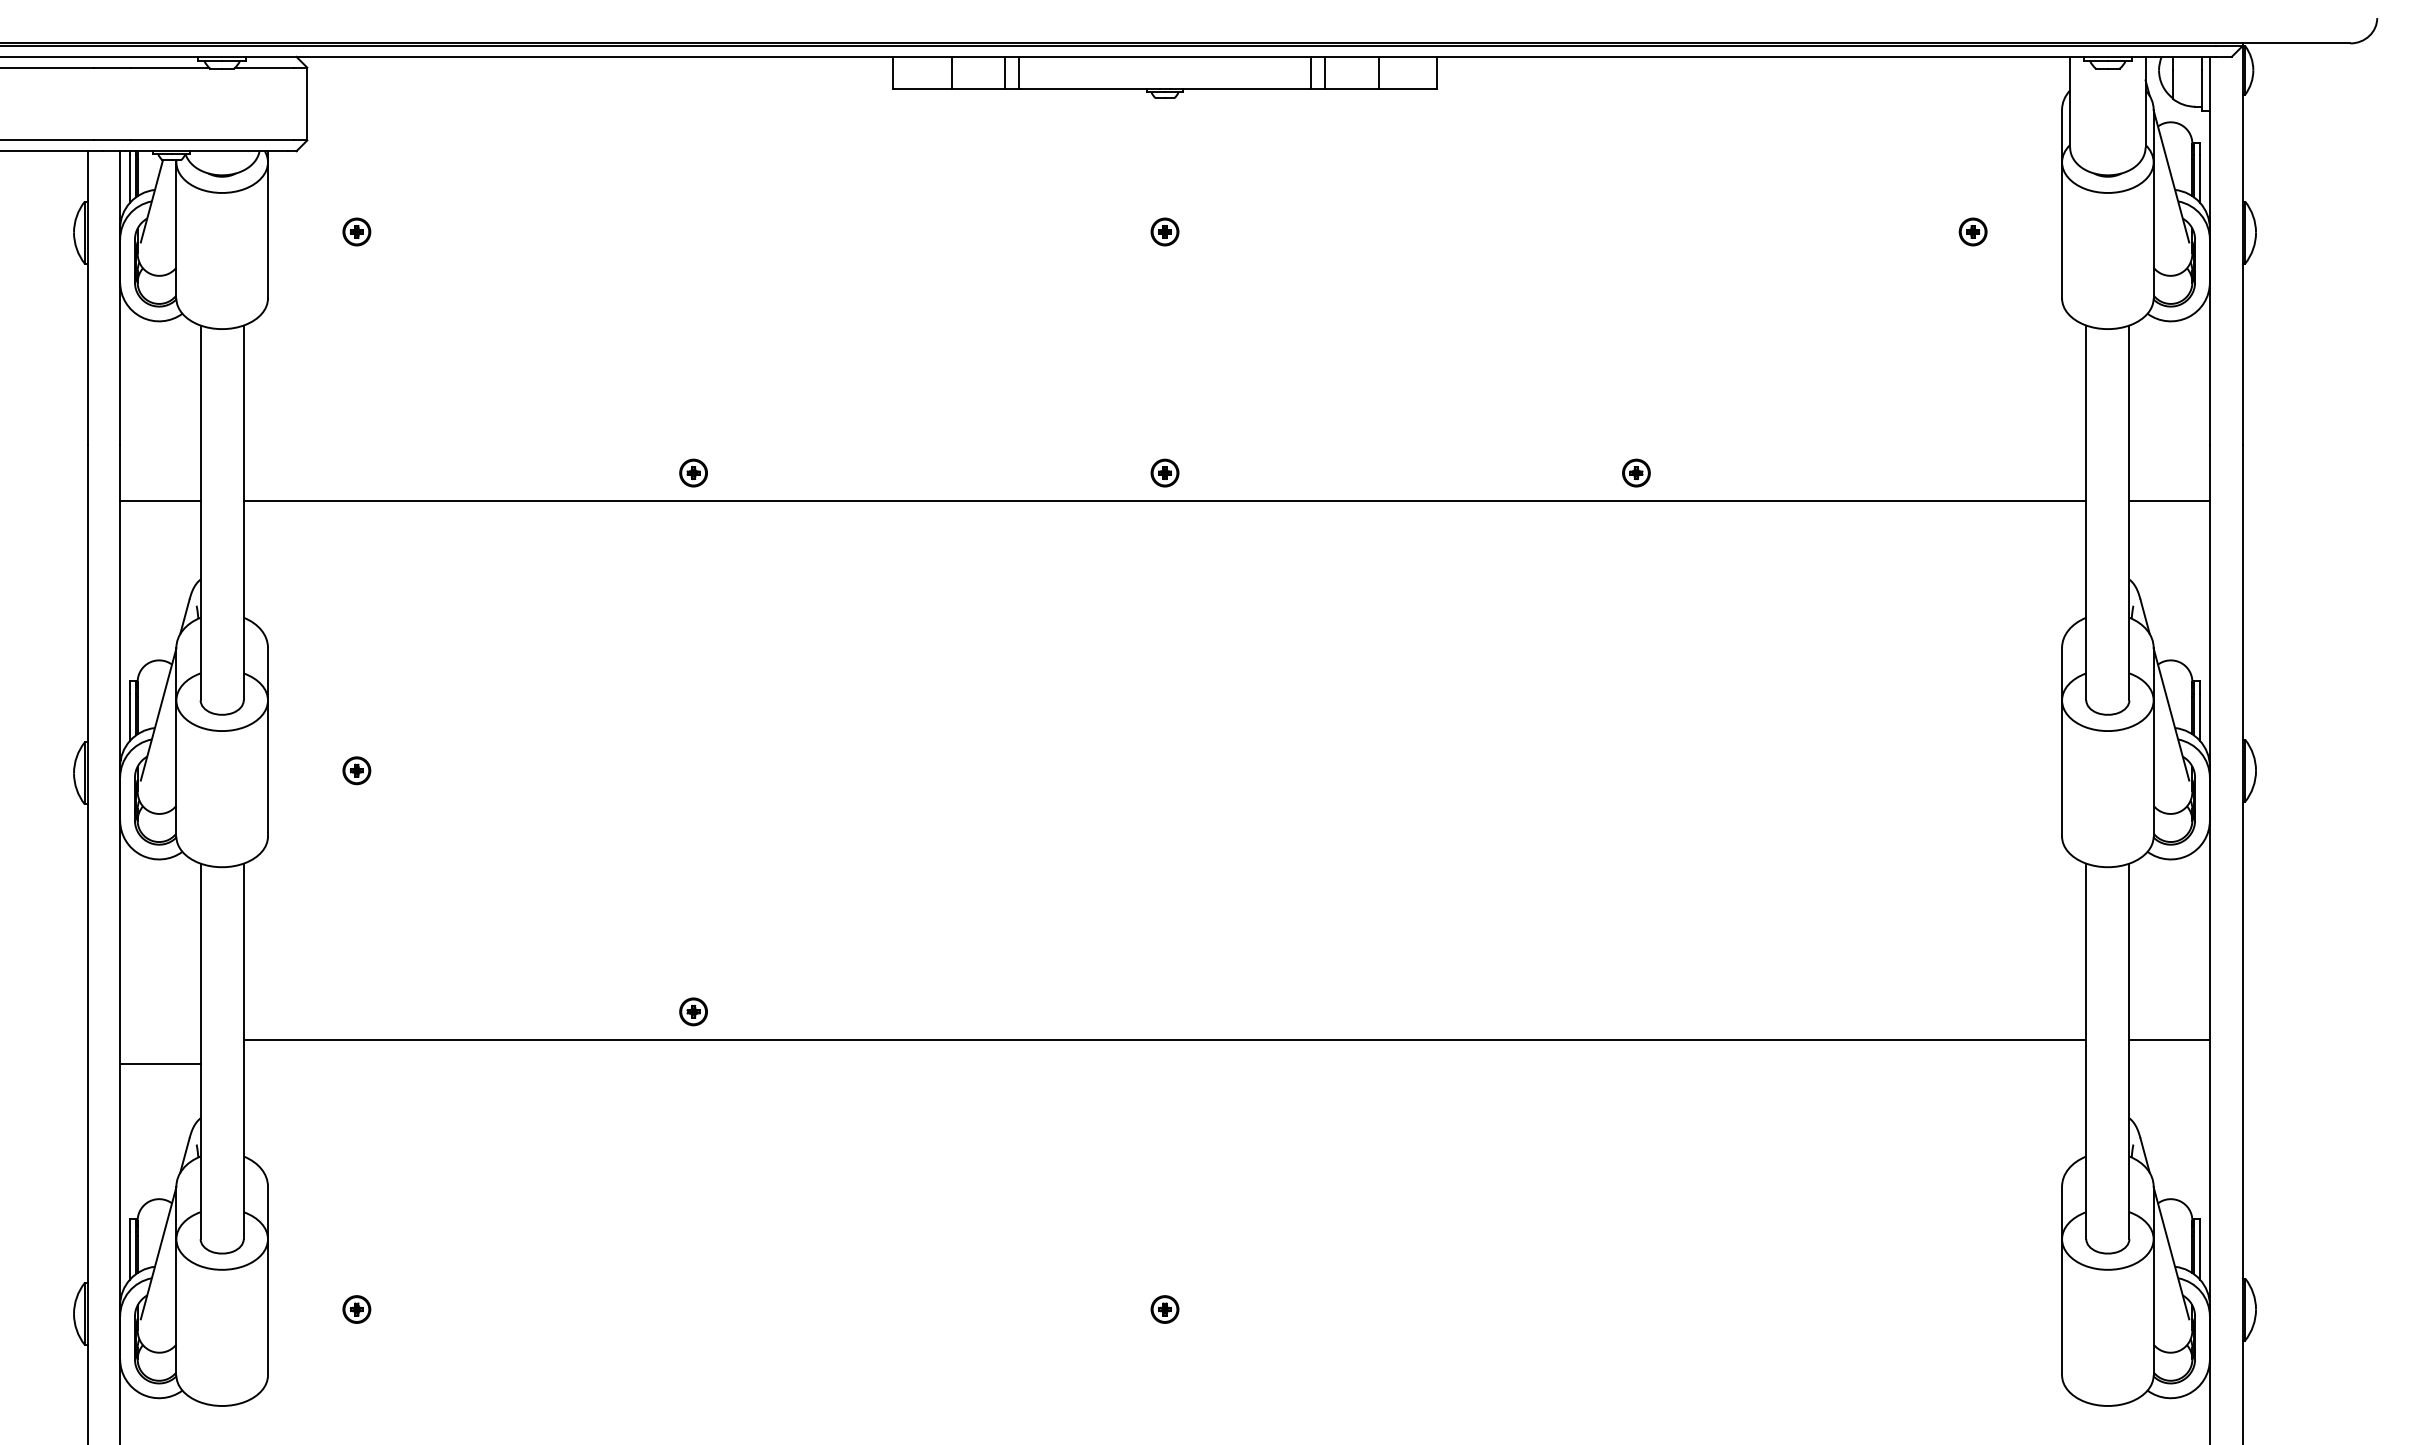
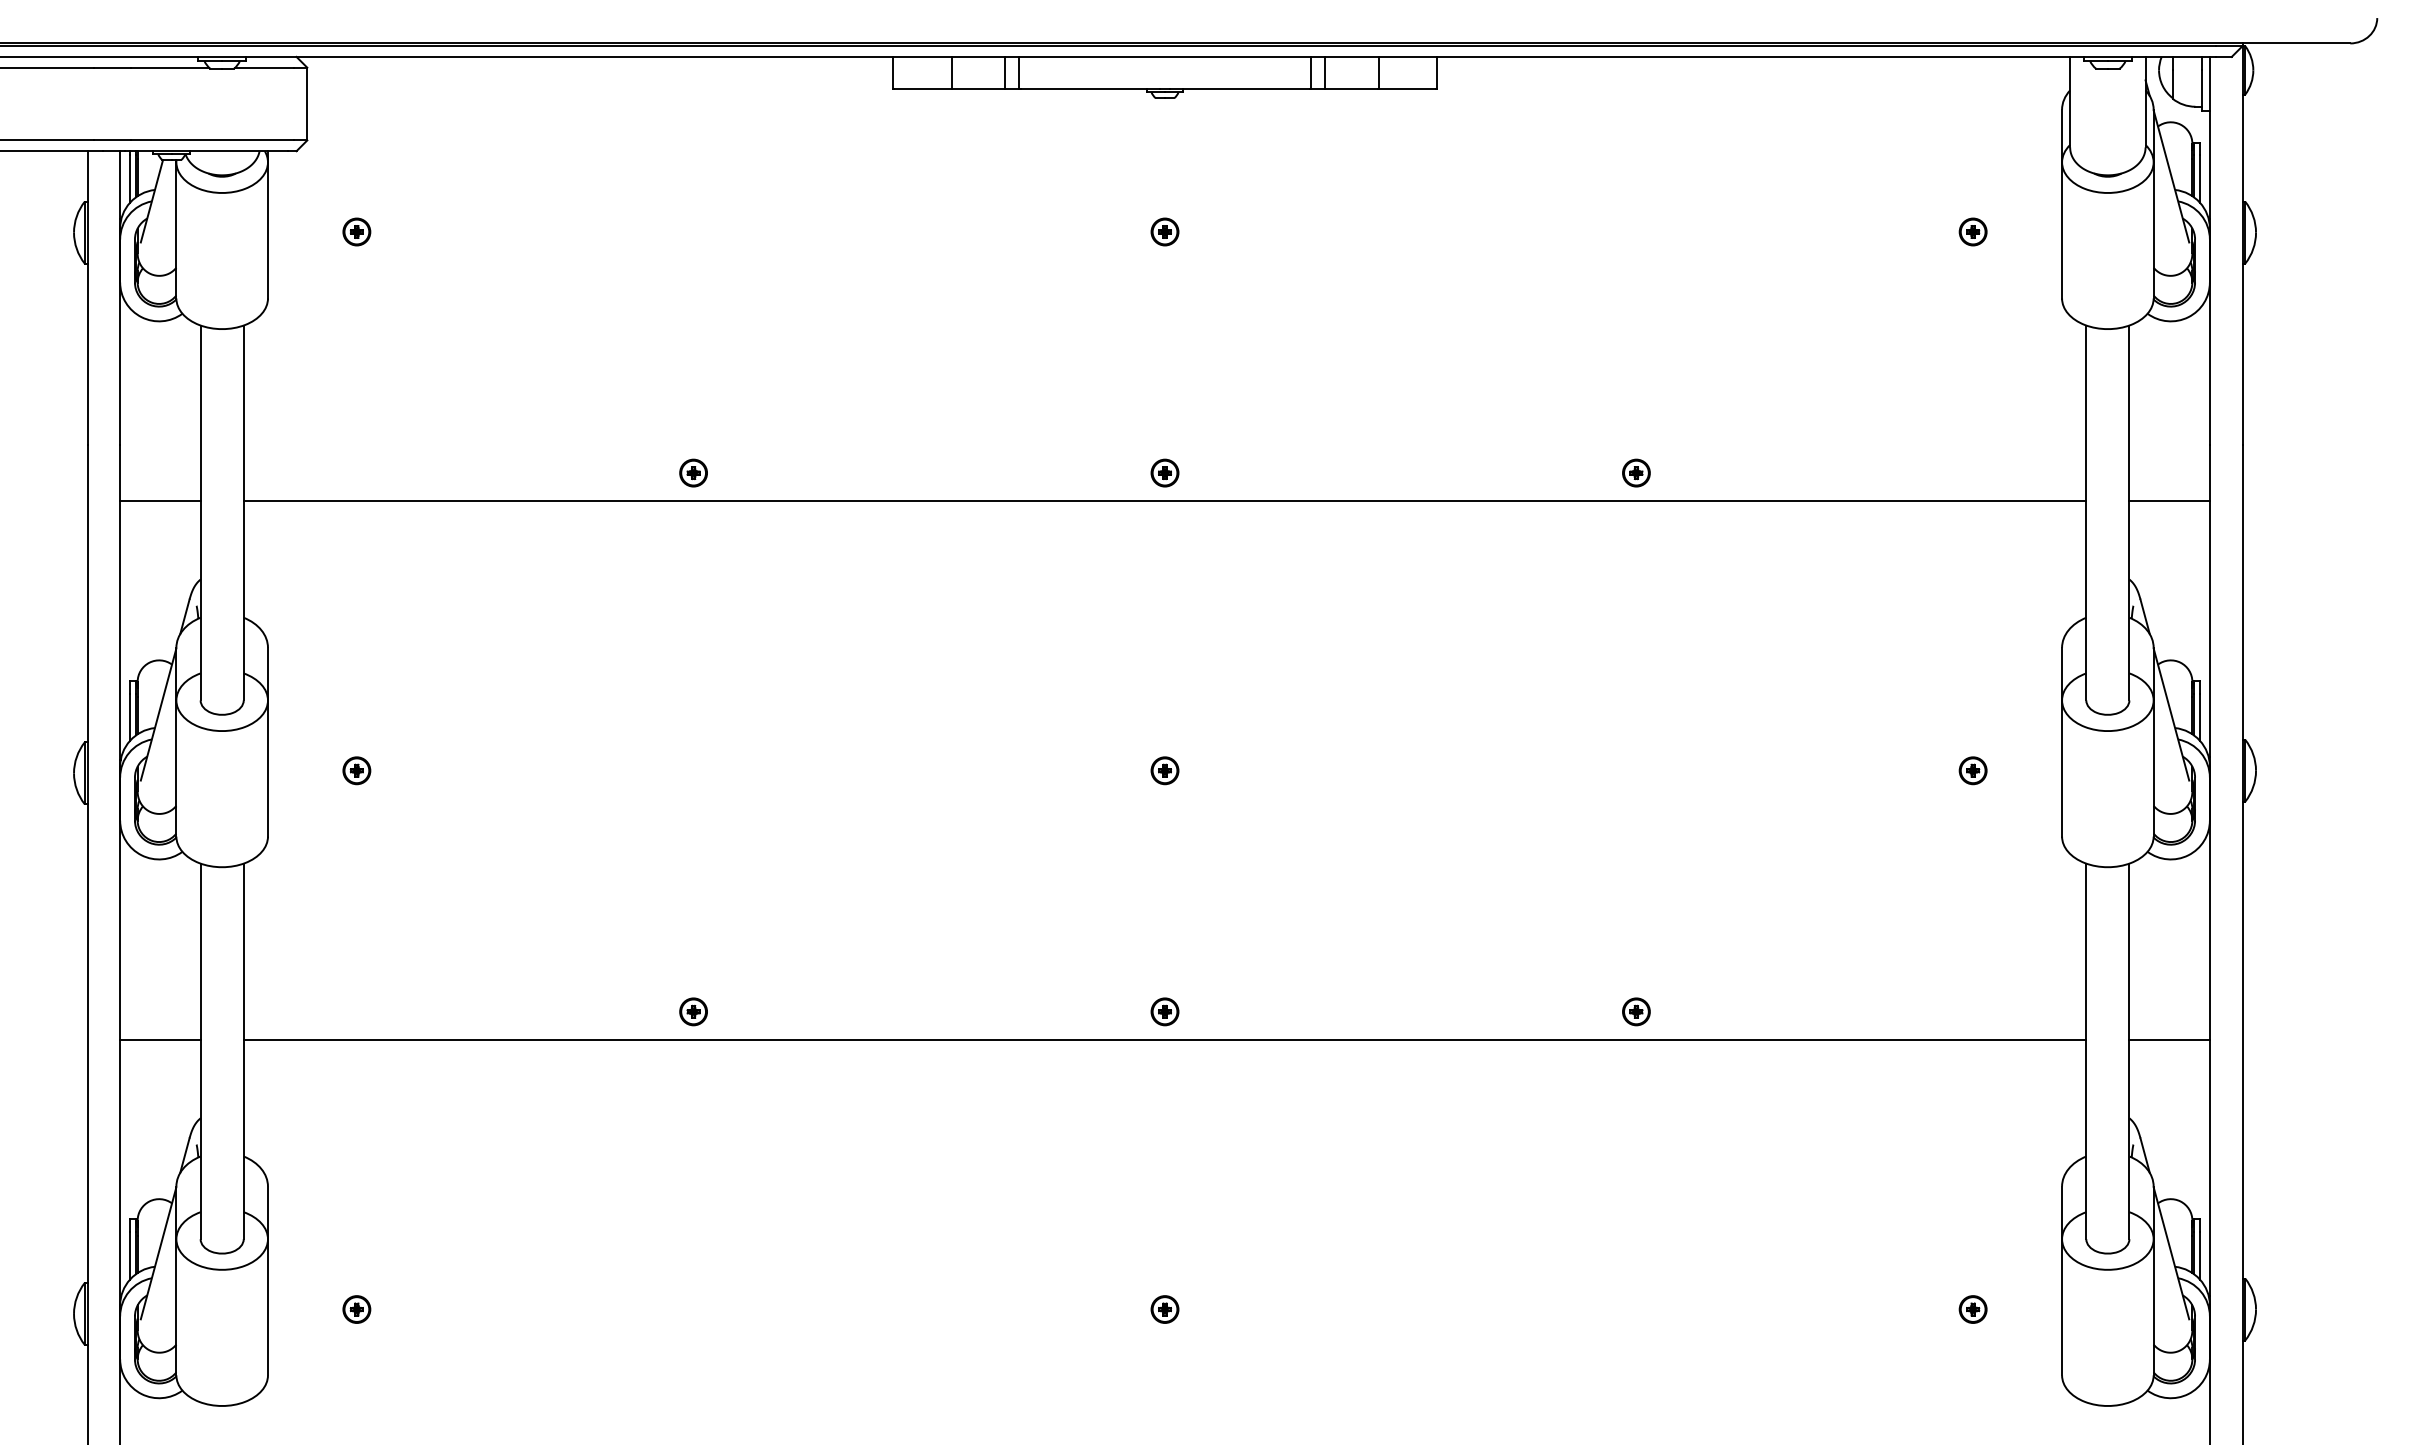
part: none -> present (1164, 770)
part: none -> present (1972, 770)
part: none -> present (1164, 1011)
part: none -> present (1636, 1011)
line position: (159, 1064) -> (159, 1040) (159, 1040)
part: none -> present (1972, 1309)
